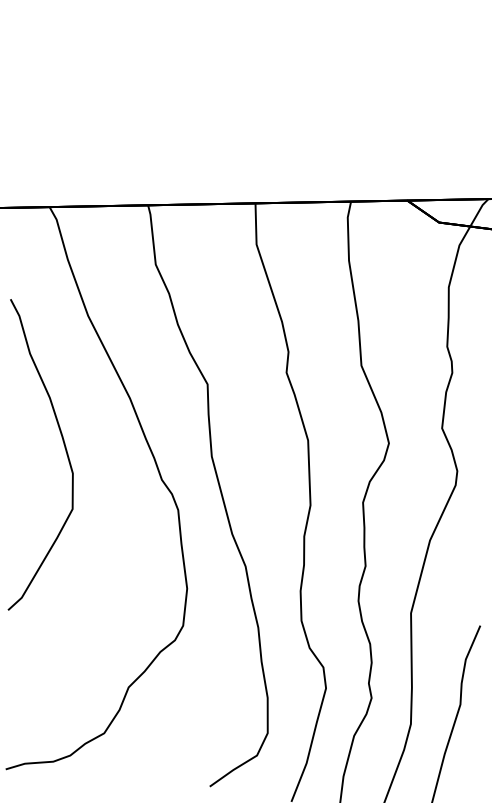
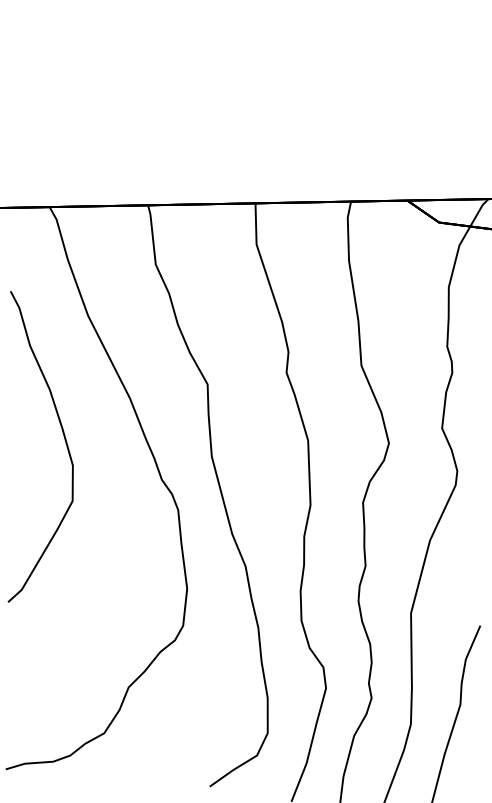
curve position: (64, 448) -> (64, 440) (64, 440)
